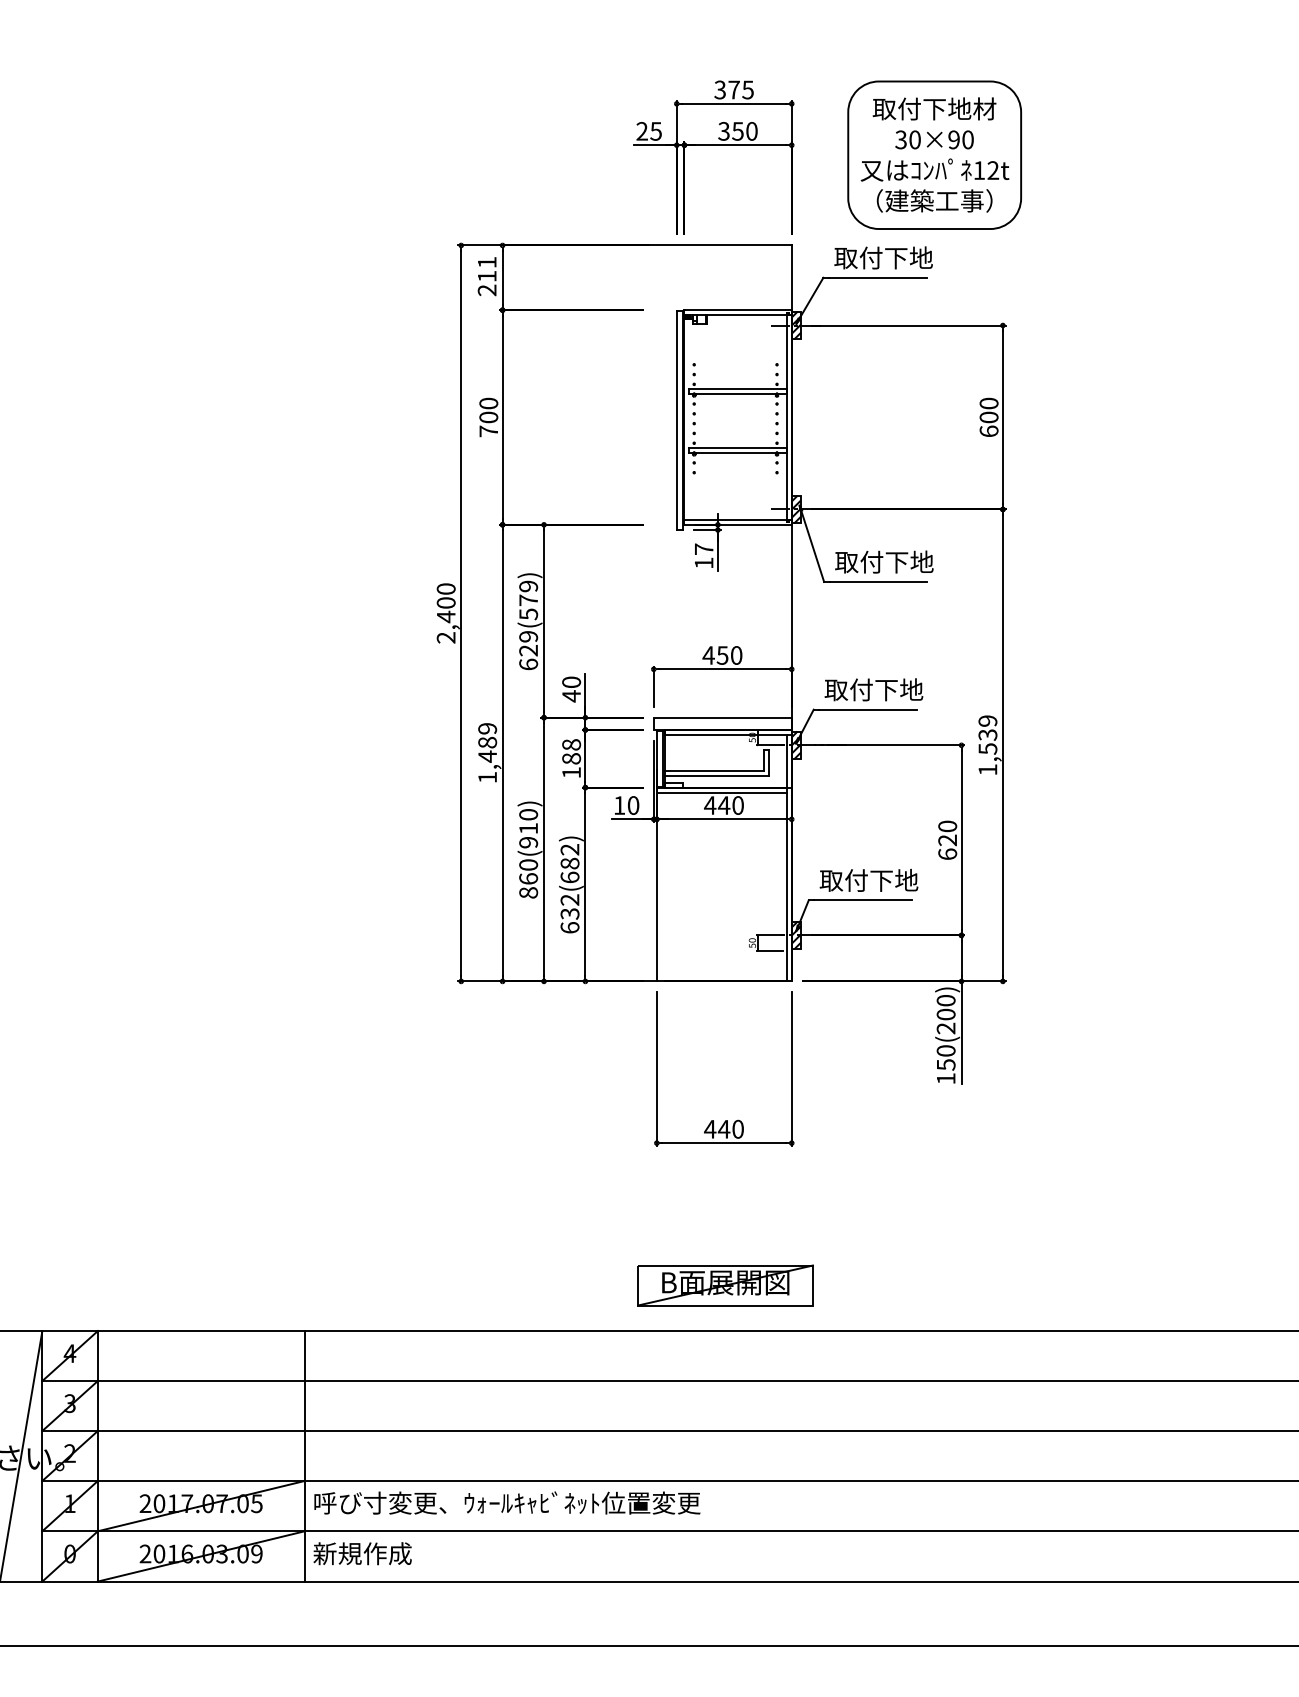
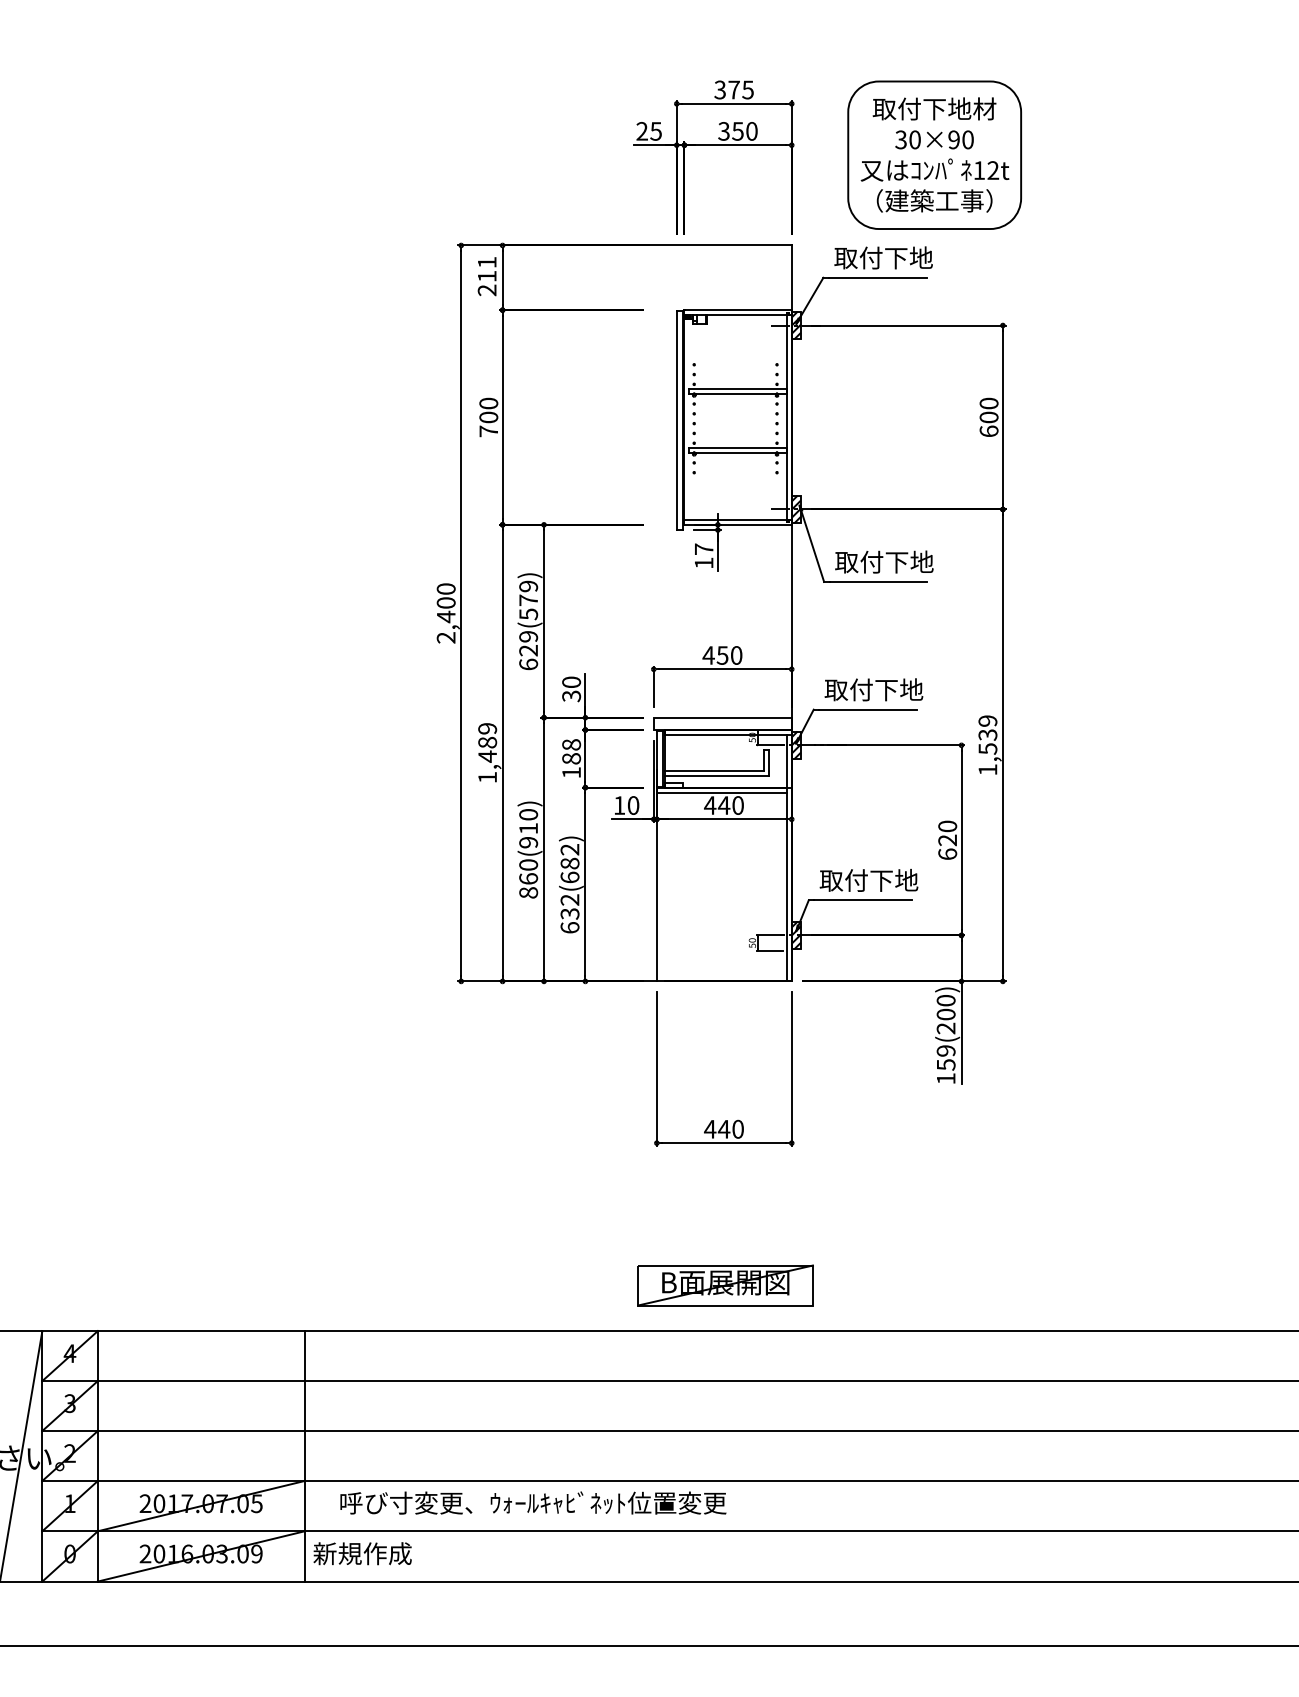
text: 40 -> 30 (571, 696)
text: 150(200) -> 159(200) (945, 1050)
text position: (507, 1502) -> (533, 1502) (533, 1502)
